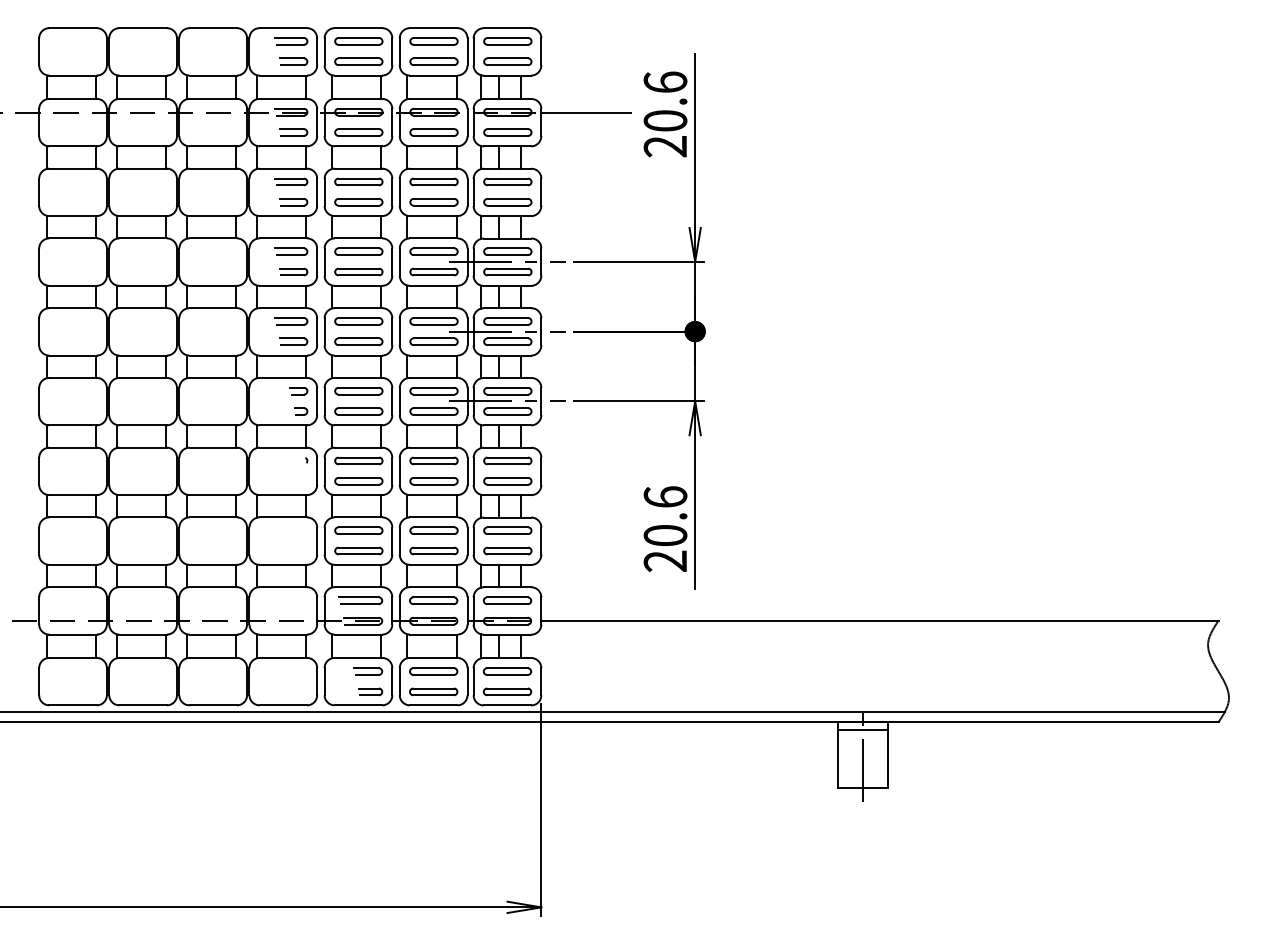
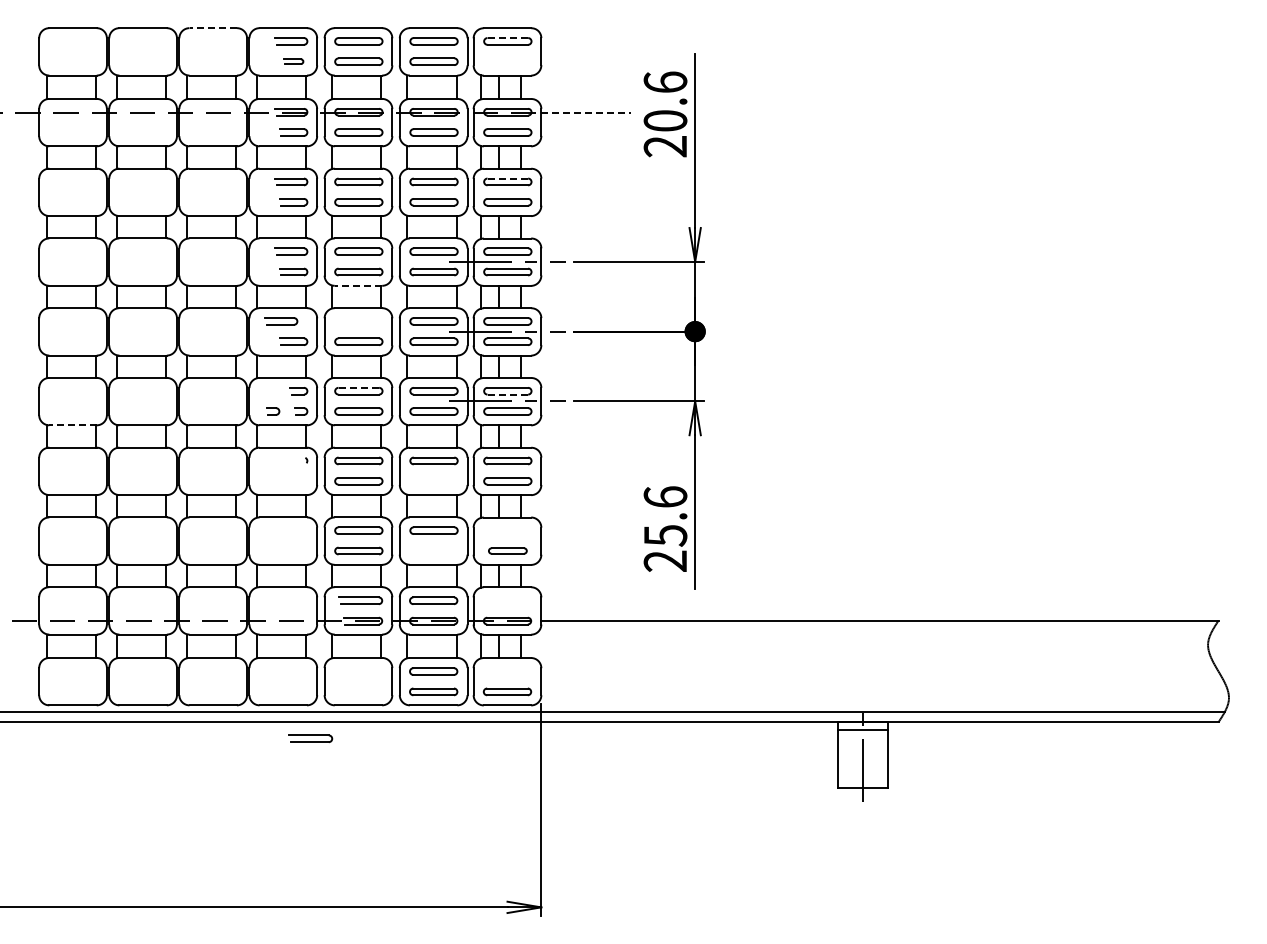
line: solid -> dashed (213, 28)
line: solid -> dashed (508, 38)
part size: 30x9 px -> 22x7 px (293, 61)
part: present -> none (507, 61)
line: solid -> dashed (586, 112)
line: solid -> dashed (508, 178)
line: solid -> dashed (358, 285)
part position: (291, 321) -> (281, 321) (281, 321)
part: present -> none (358, 321)
line: solid -> dashed (359, 387)
line: solid -> dashed (508, 394)
part: none -> present (273, 411)
line: solid -> dashed (73, 425)
part: present -> none (433, 481)
part: present -> none (507, 530)
text: 20.6 -> 25.6 (665, 535)
part: present -> none (433, 550)
part size: 50x10 px -> 40x8 px (507, 550)
part: present -> none (507, 600)
part: present -> none (368, 671)
part: present -> none (507, 671)
part: present -> none (370, 691)
part: none -> present (310, 738)
